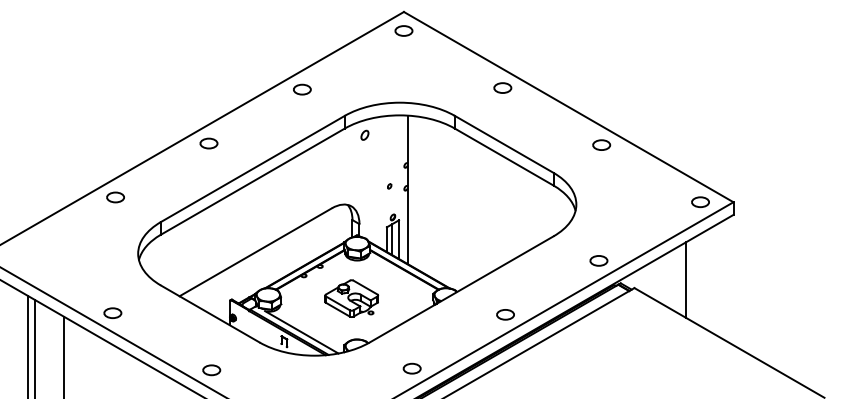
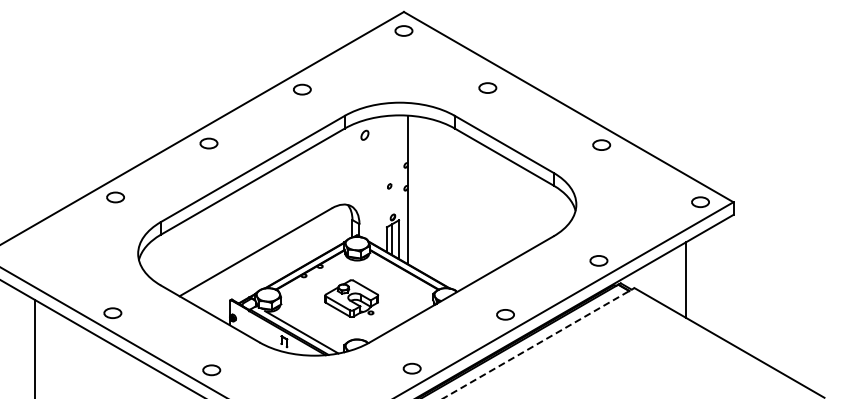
part position: (502, 87) -> (487, 87) (487, 87)
line: solid -> dashed (538, 343)
line: present -> none (28, 345)
line: present -> none (64, 355)
